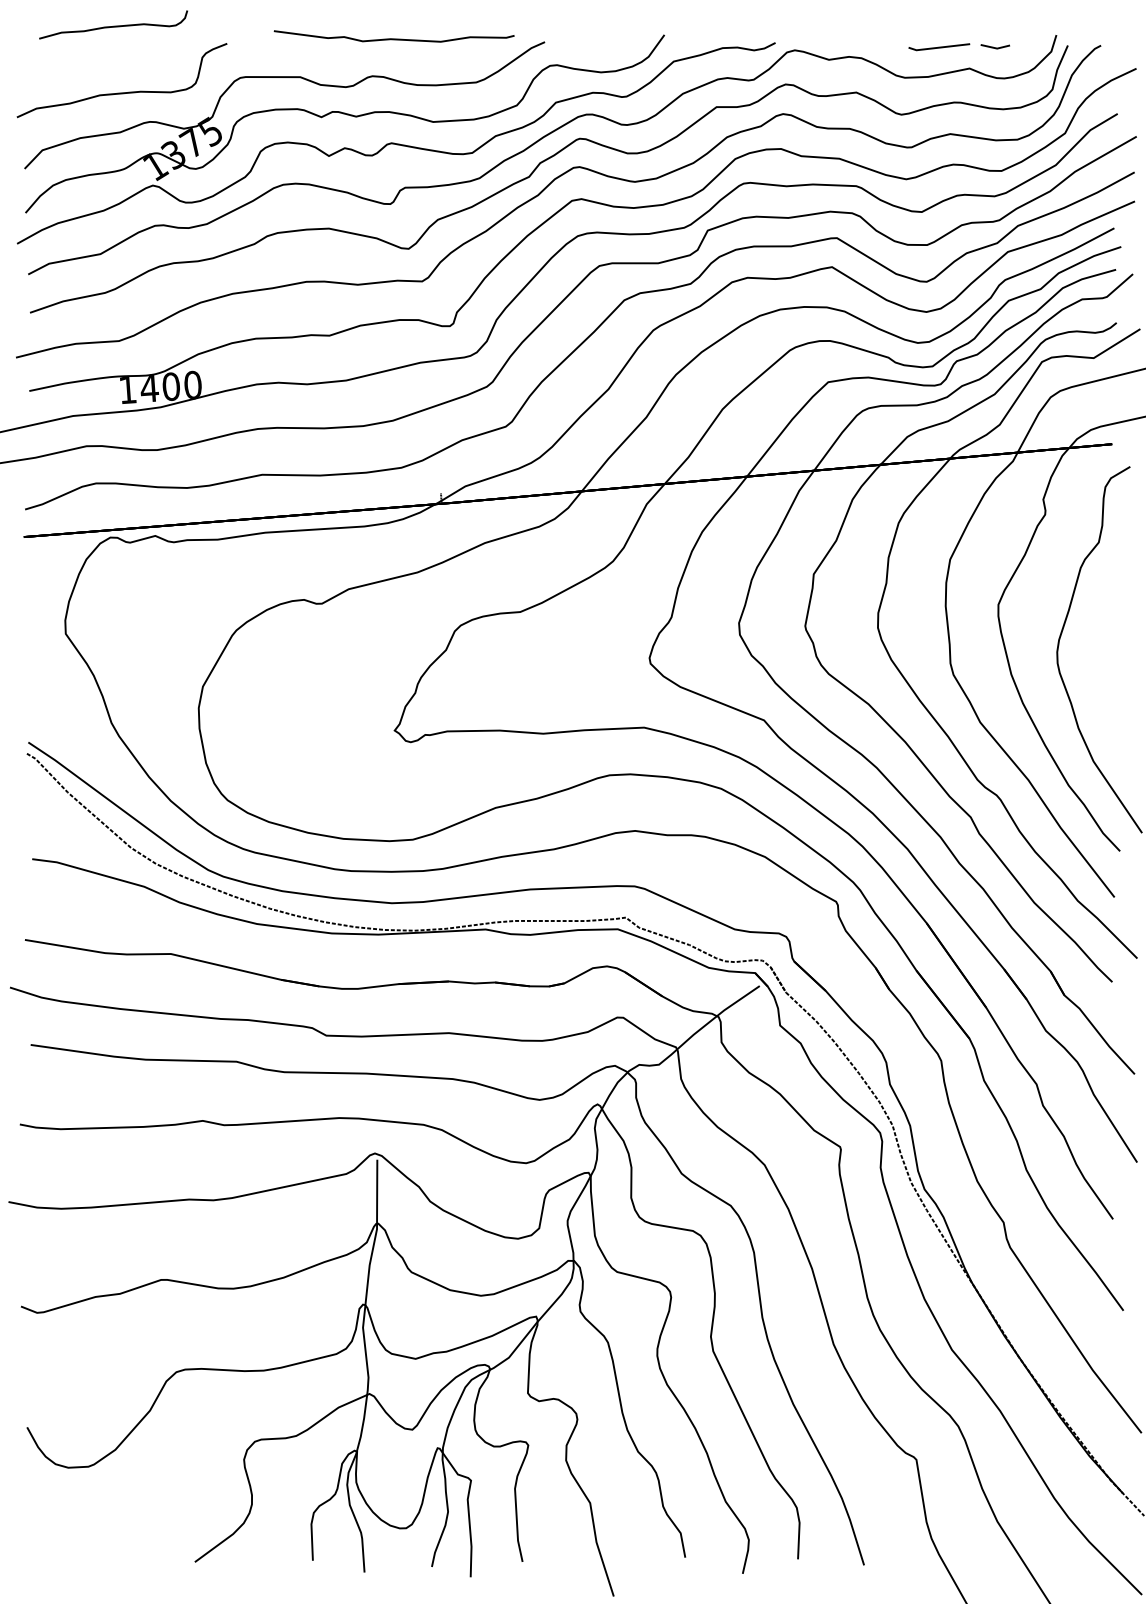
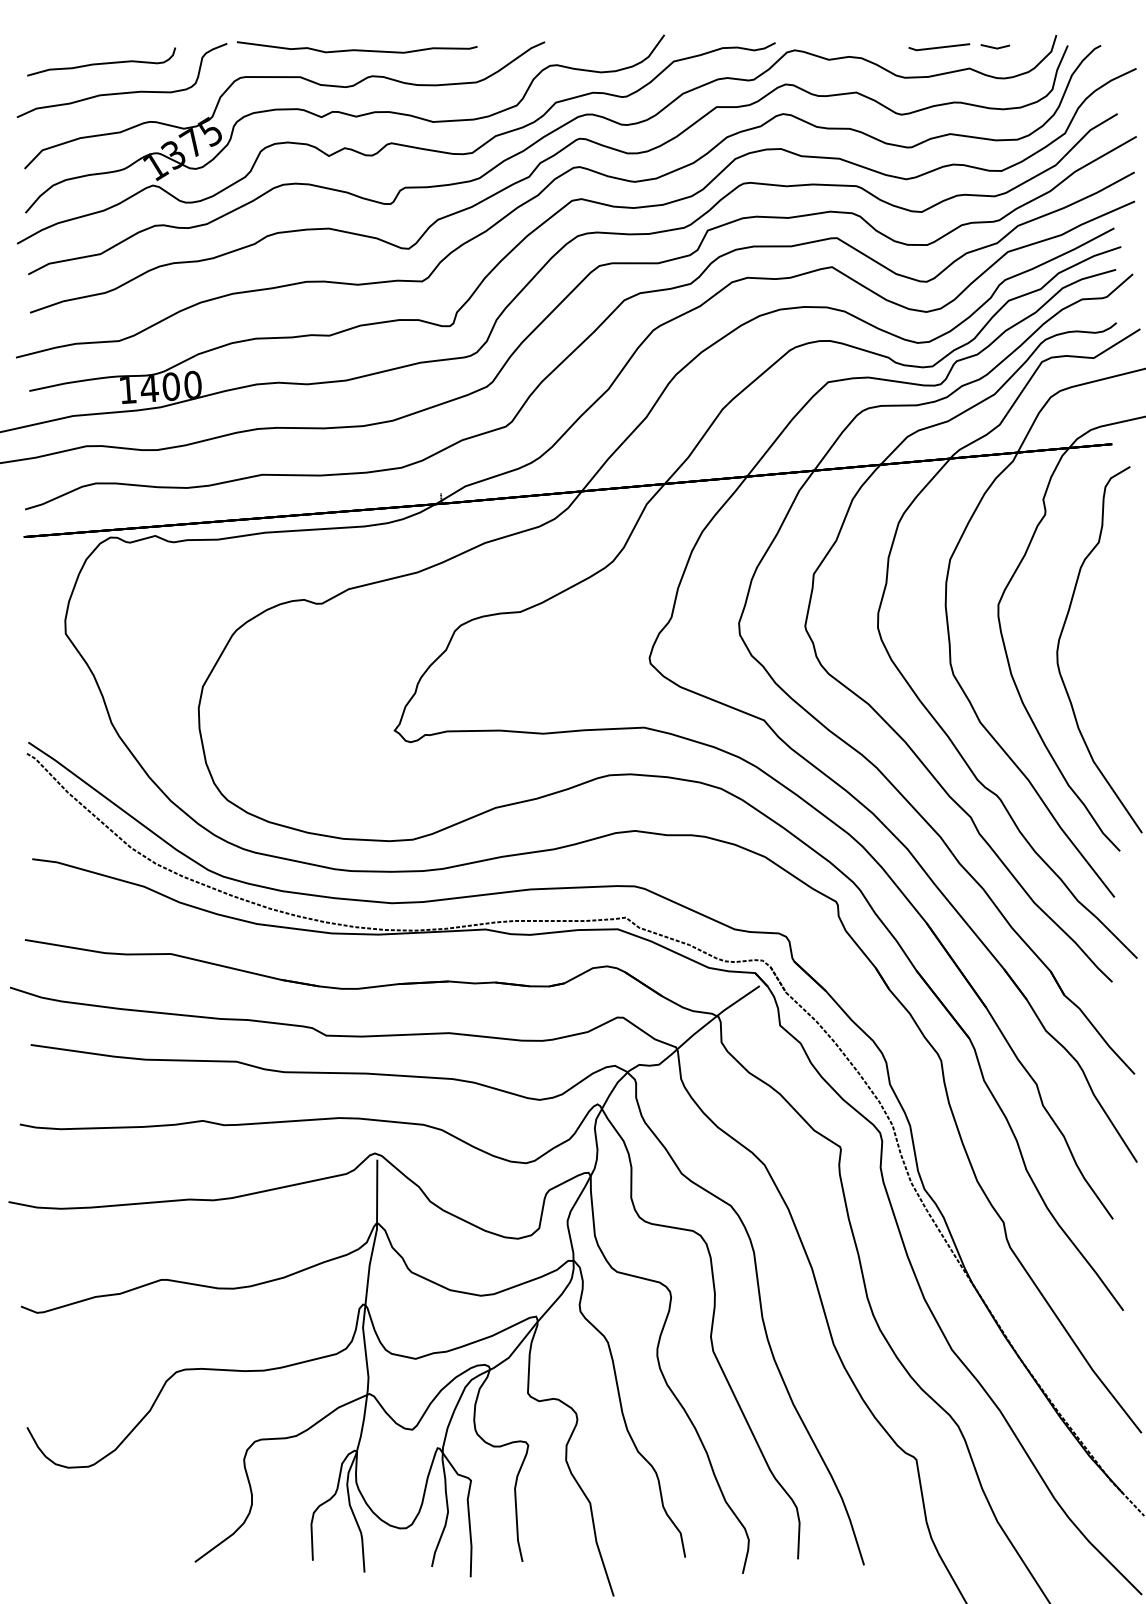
curve position: (113, 25) -> (101, 62) (101, 62)
curve position: (393, 38) -> (356, 49) (356, 49)
